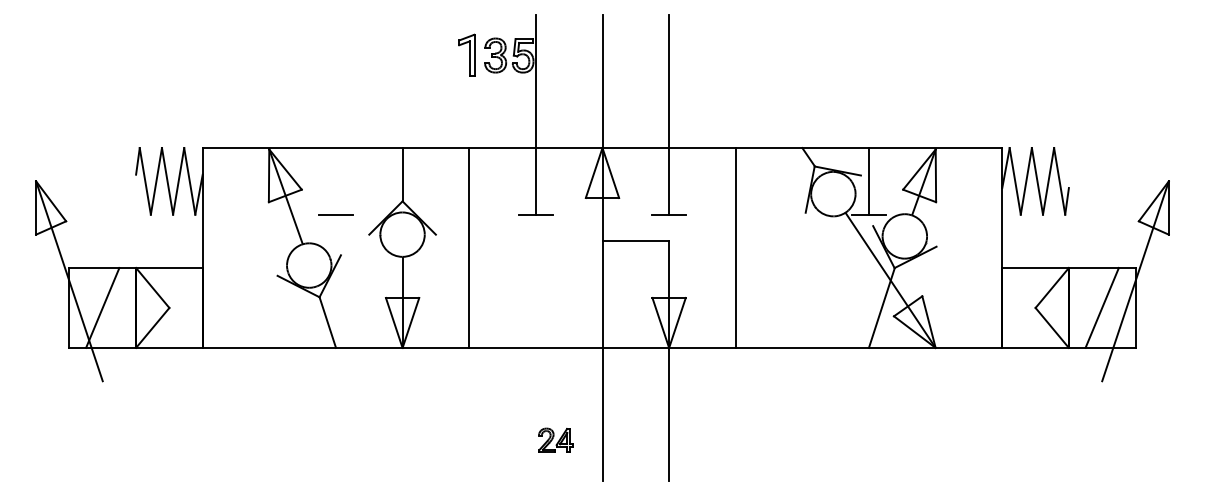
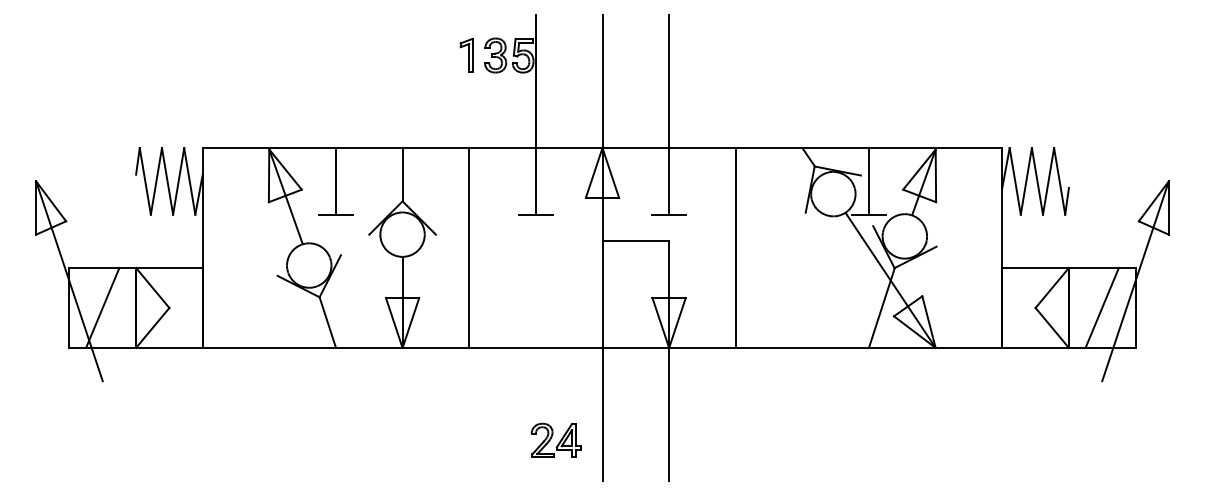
part size: 18x44 px -> 15x36 px (466, 54)
line: none -> present (335, 181)
part size: 36x26 px -> 52x36 px (555, 439)
